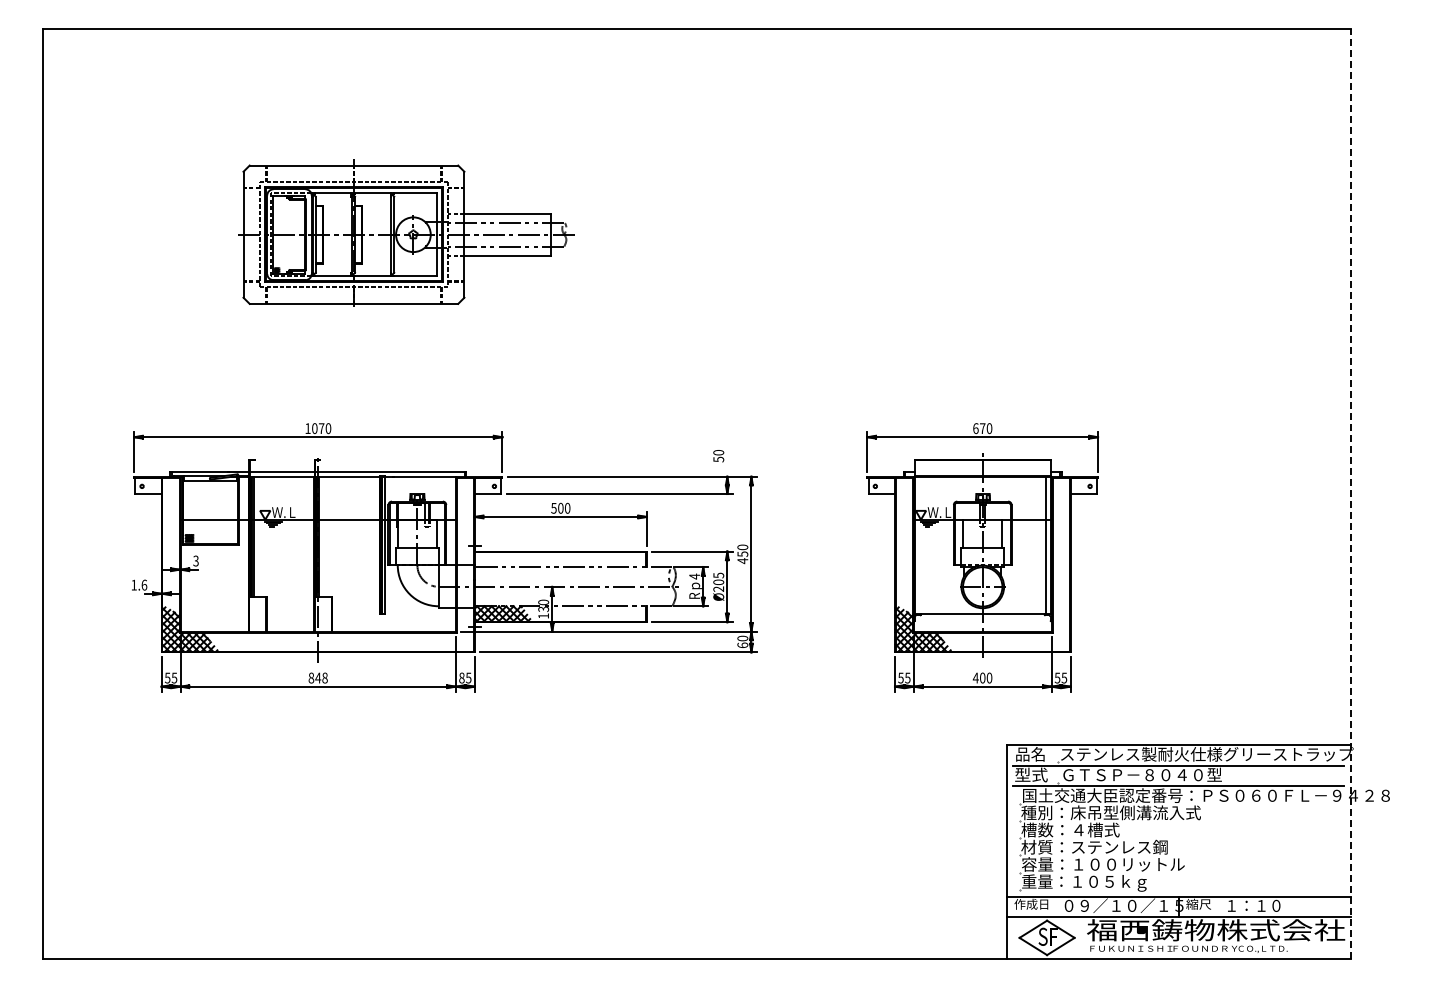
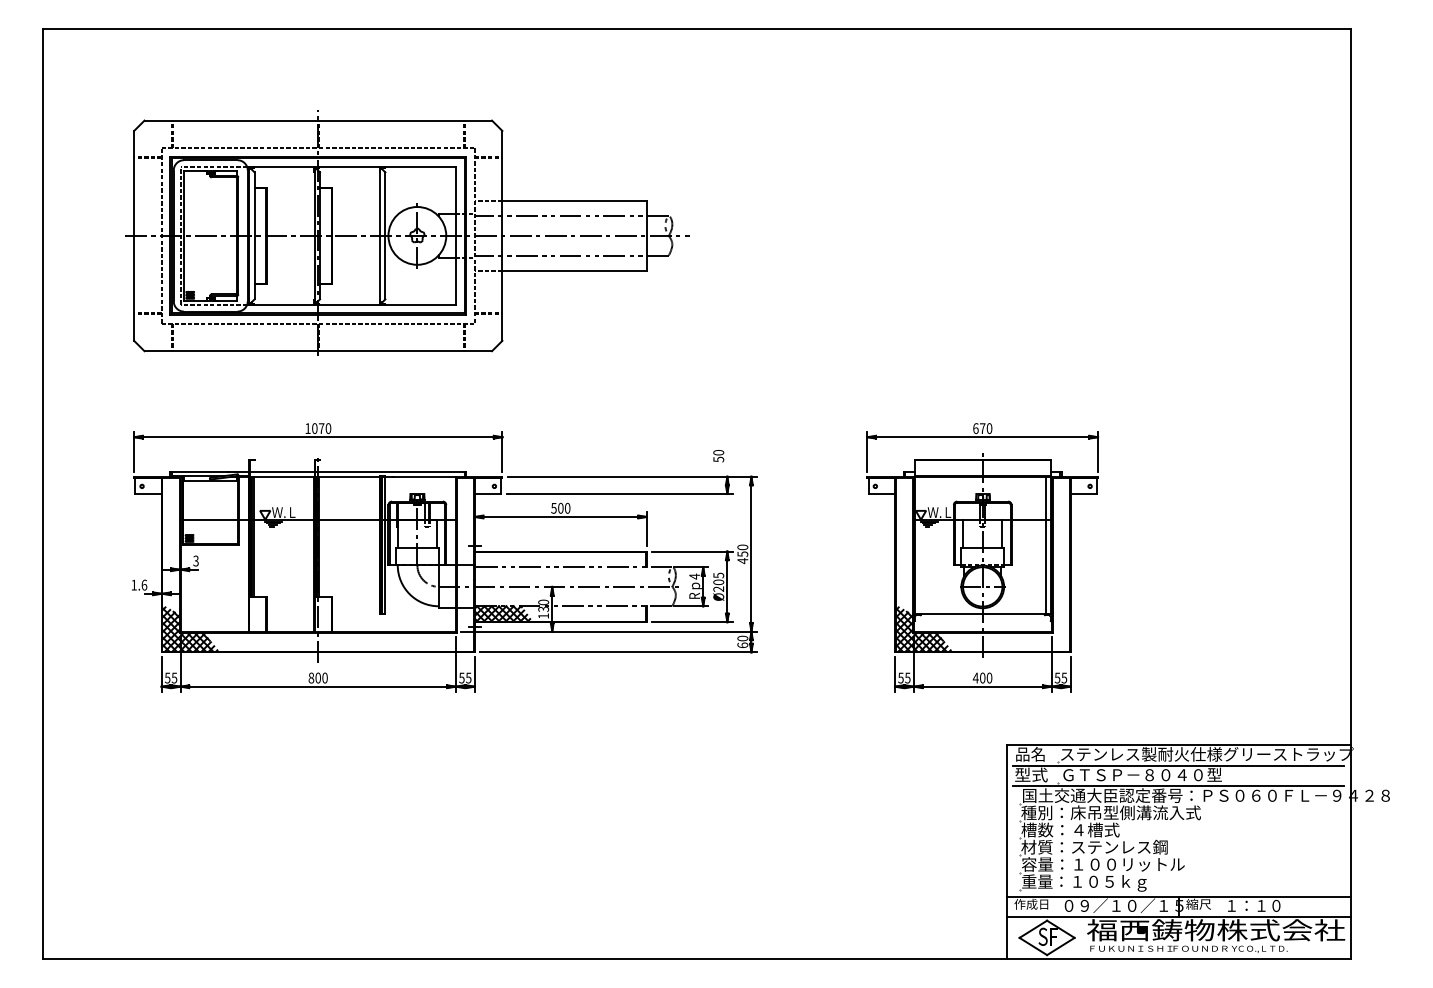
part size: 337x148 px -> 565x246 px (407, 232)
line: dashed -> solid (1350, 493)
text: 848 -> 800 (321, 677)
text: 85 -> 55 (461, 677)
